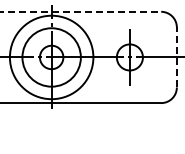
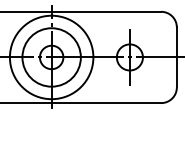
line: dashed -> solid (81, 11)
line: dashed -> solid (176, 57)
